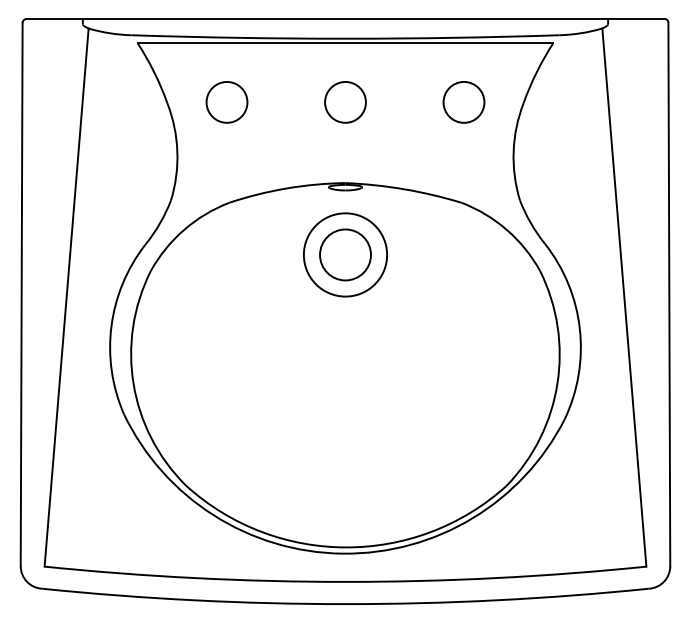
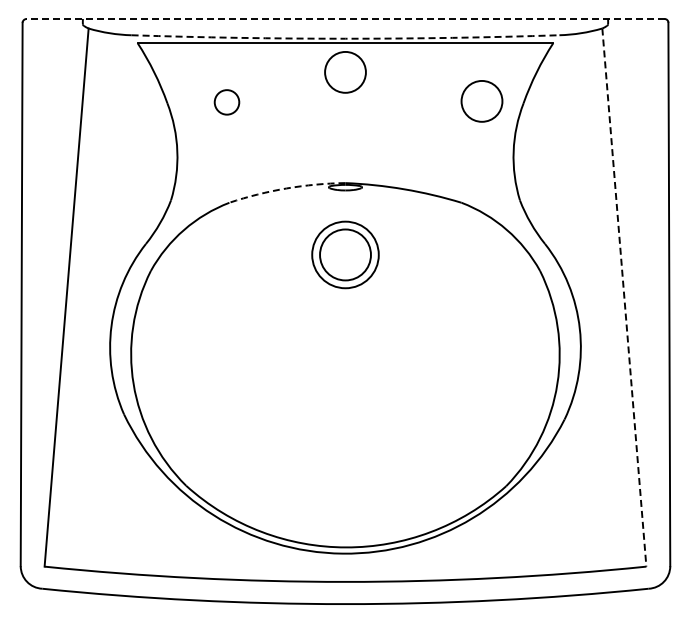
line: solid -> dashed (344, 19)
arc: solid -> dashed (345, 38)
circle diameter: 41 px -> 25 px (226, 102)
circle position: (345, 102) -> (345, 72) (345, 72)
circle position: (463, 102) -> (481, 101) (481, 101)
arc: solid -> dashed (286, 188)
circle diameter: 83 px -> 67 px (345, 254)
line: solid -> dashed (624, 297)
